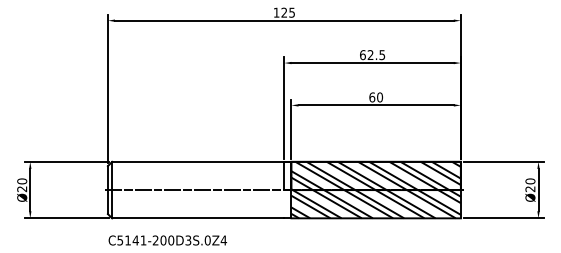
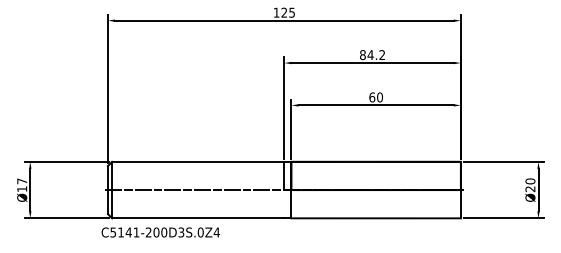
text: 62.5 -> 84.2 (372, 55)
text: Ø20 -> Ø17 (22, 185)
hatch: present -> none (375, 189)
text position: (167, 240) -> (160, 232) (160, 232)
